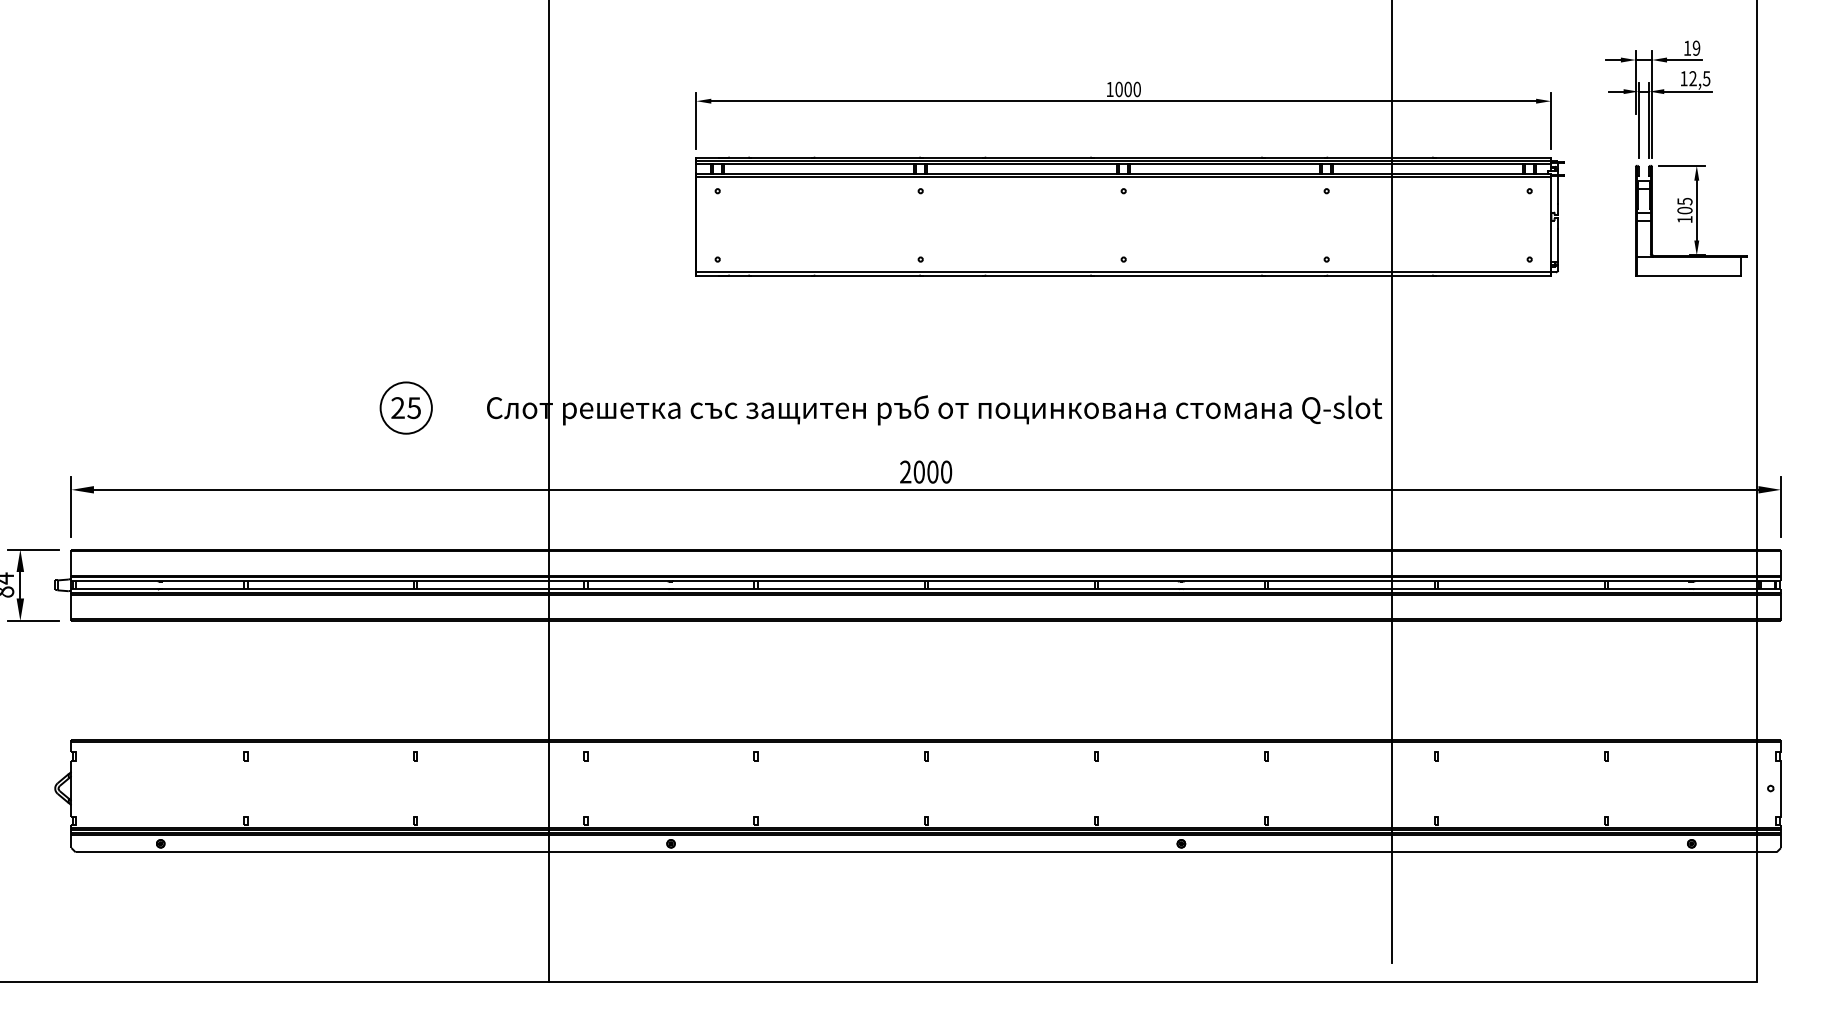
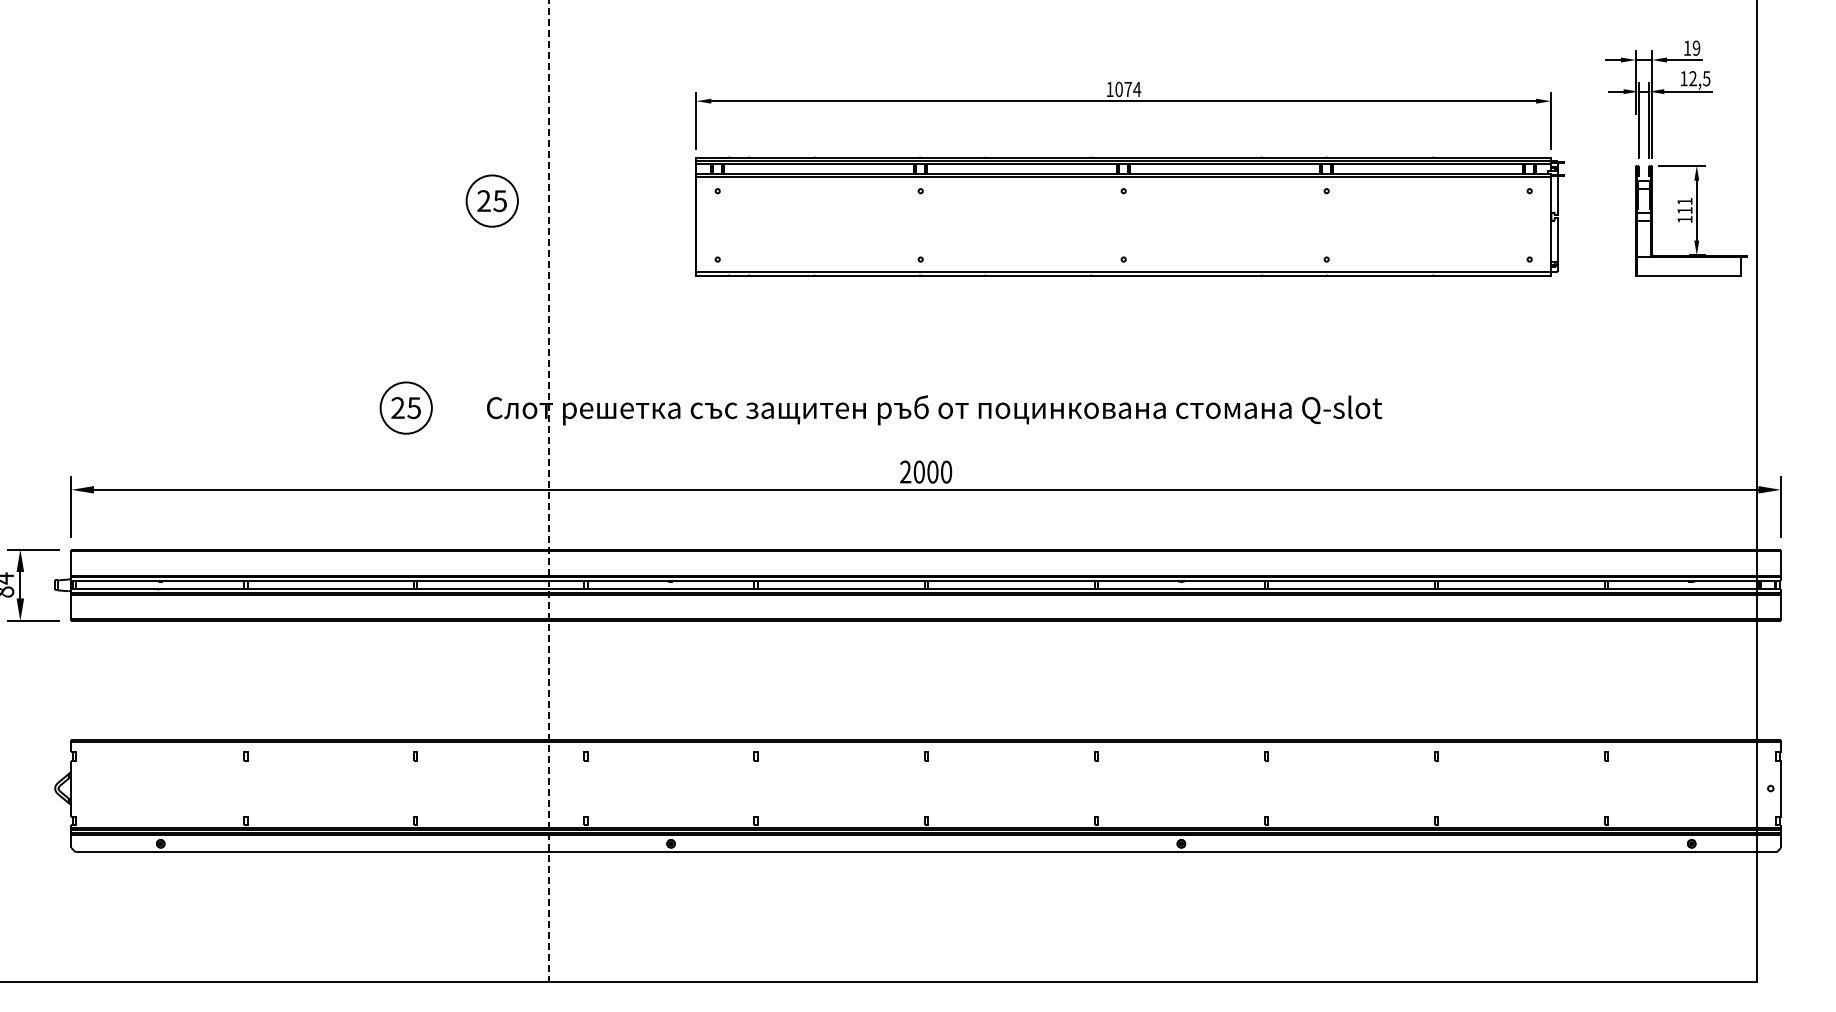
text: 1000 -> 1074 (1132, 89)
part: none -> present (491, 200)
text: 105 -> 111 (1684, 205)
line: present -> none (1391, 482)
line: solid -> dashed (548, 491)
